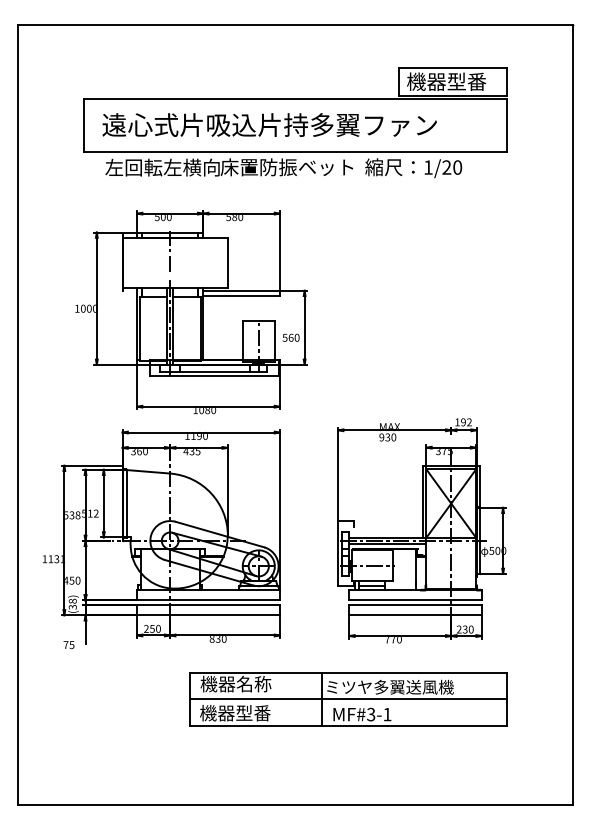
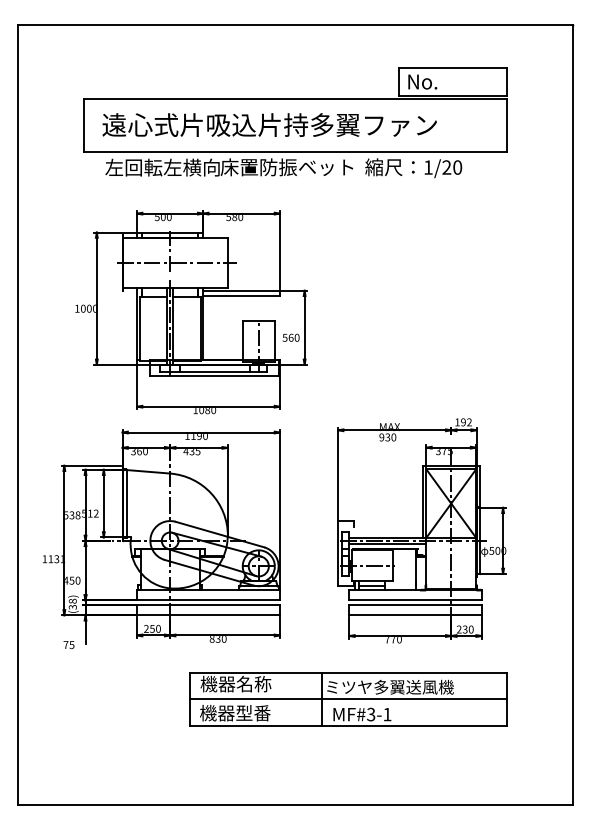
text: 機器型番 -> No. (446, 81)
line: none -> present (177, 262)
